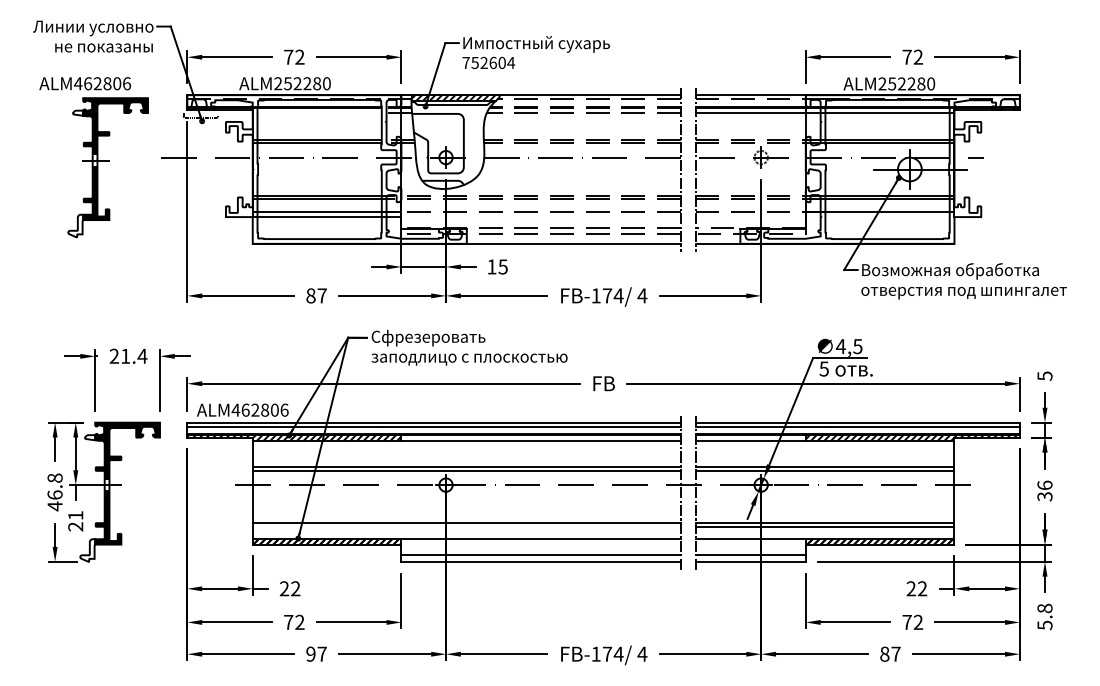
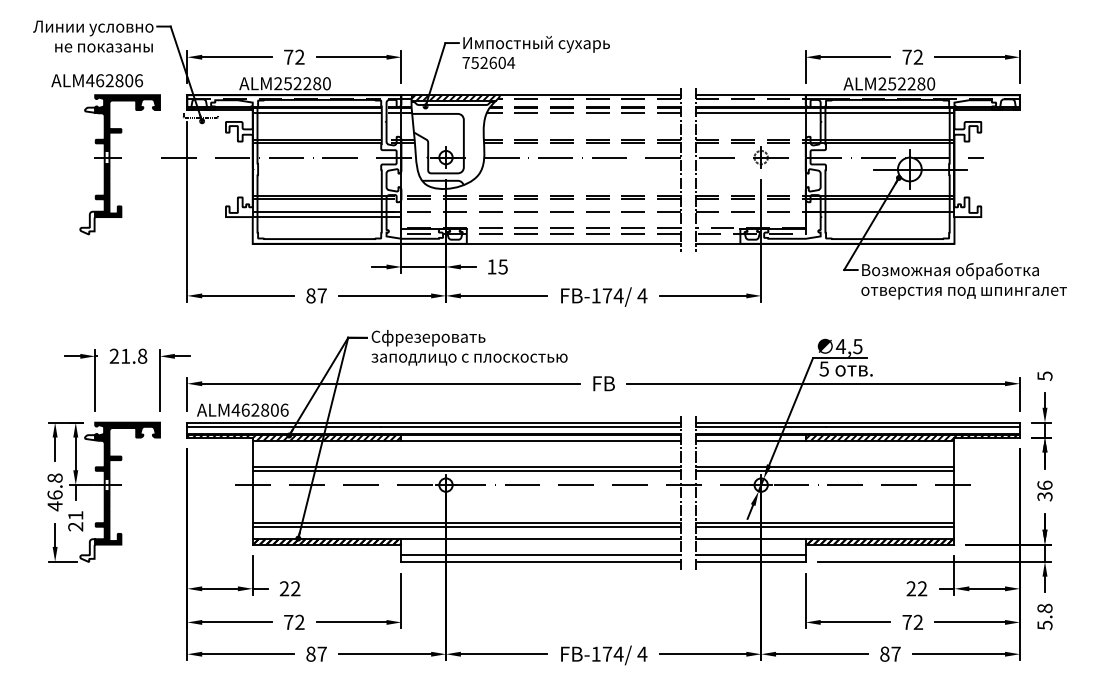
line: none -> present (316, 113)
part position: (93, 157) -> (105, 154) (105, 154)
text: 21.4 -> 21.8 (142, 355)
line: none -> present (466, 526)
text: 97 -> 87 (310, 653)
